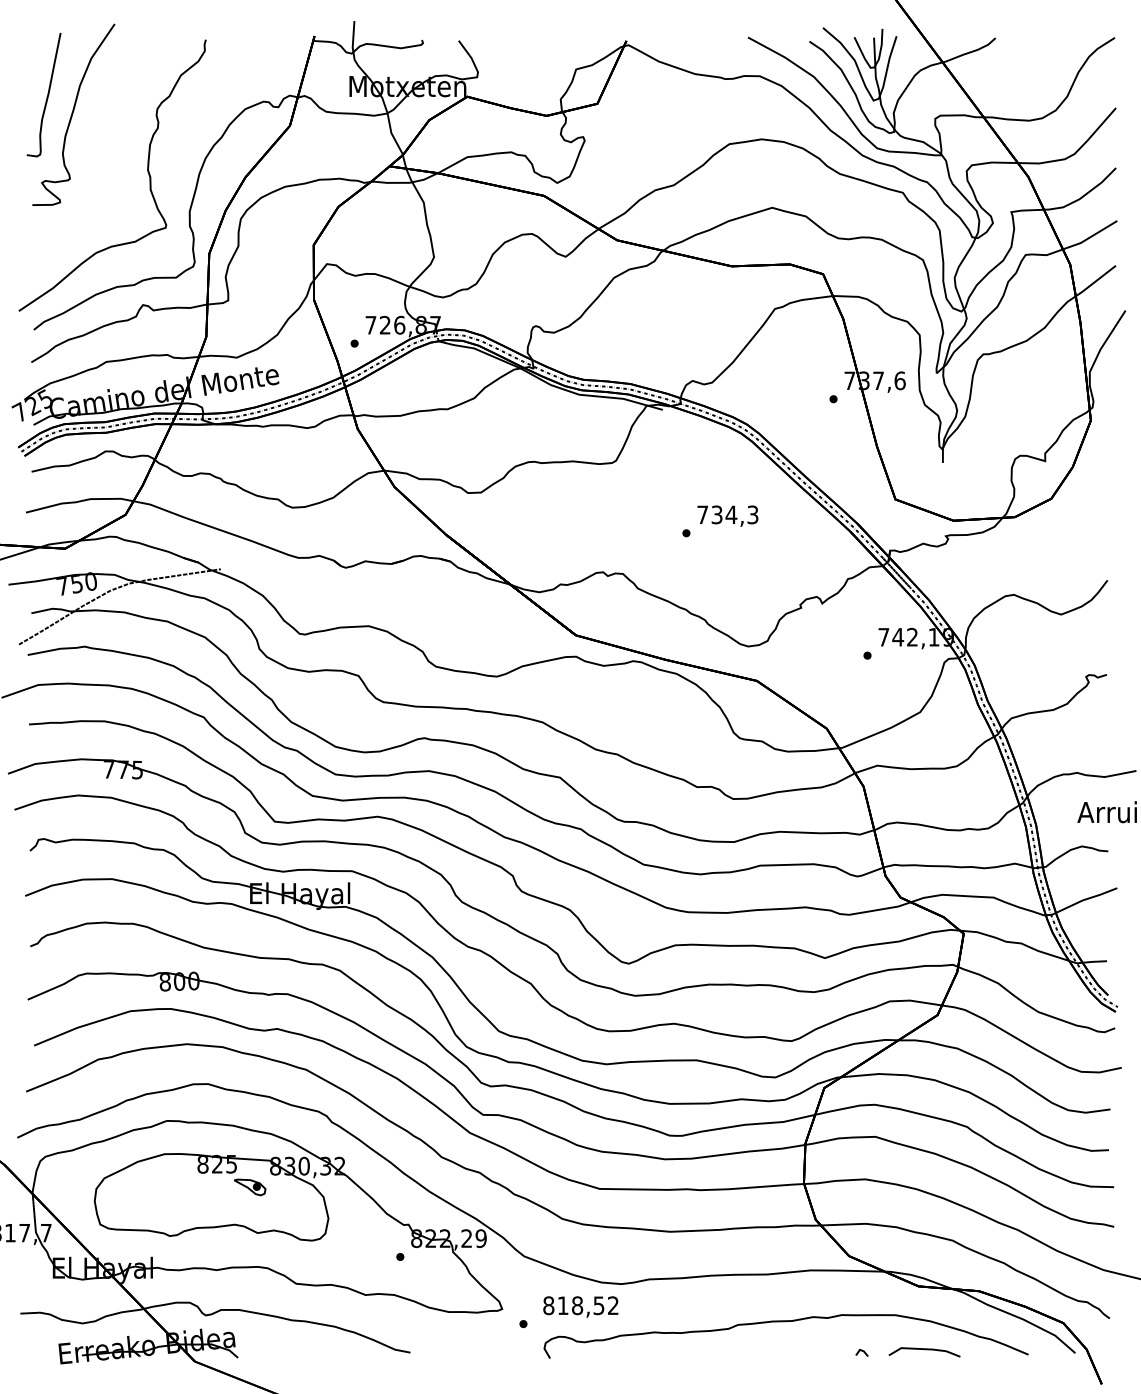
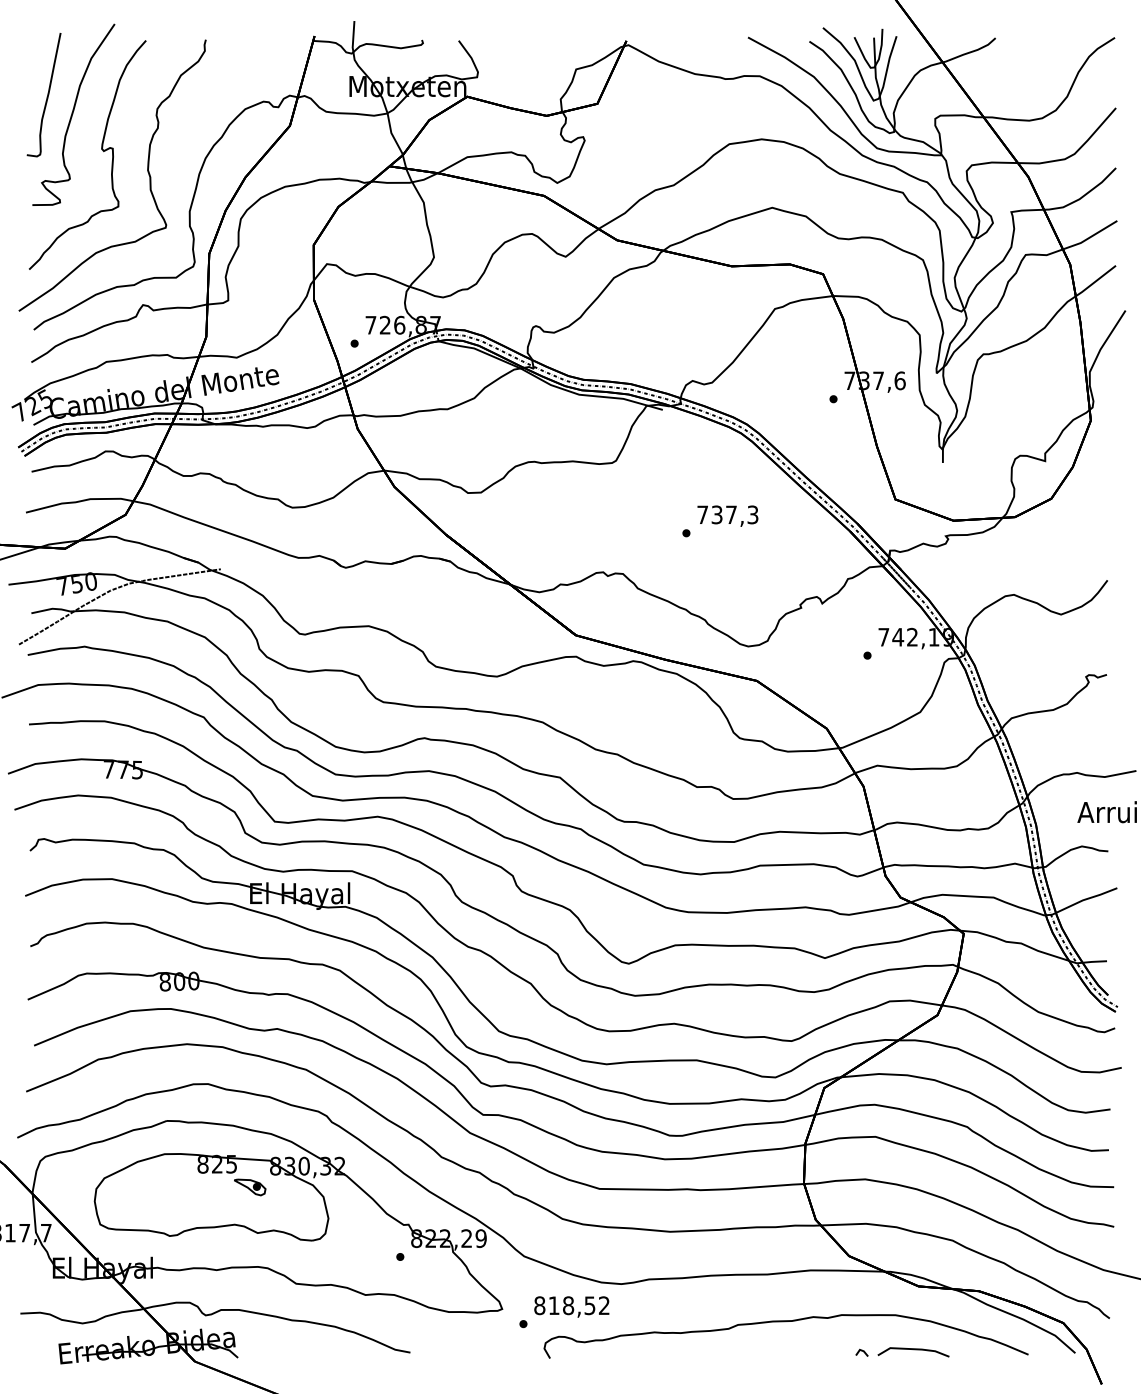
curve: none -> present (101, 149)
text: 734,3 -> 737,3 (731, 514)
text position: (580, 1306) -> (571, 1306) (571, 1306)
line position: (924, 1350) -> (913, 1350) (913, 1350)
